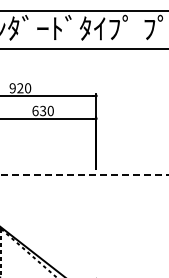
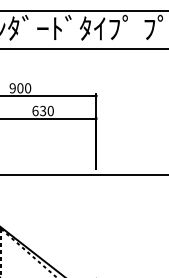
text: 920 -> 900 (20, 88)
line: dashed -> solid (84, 175)
